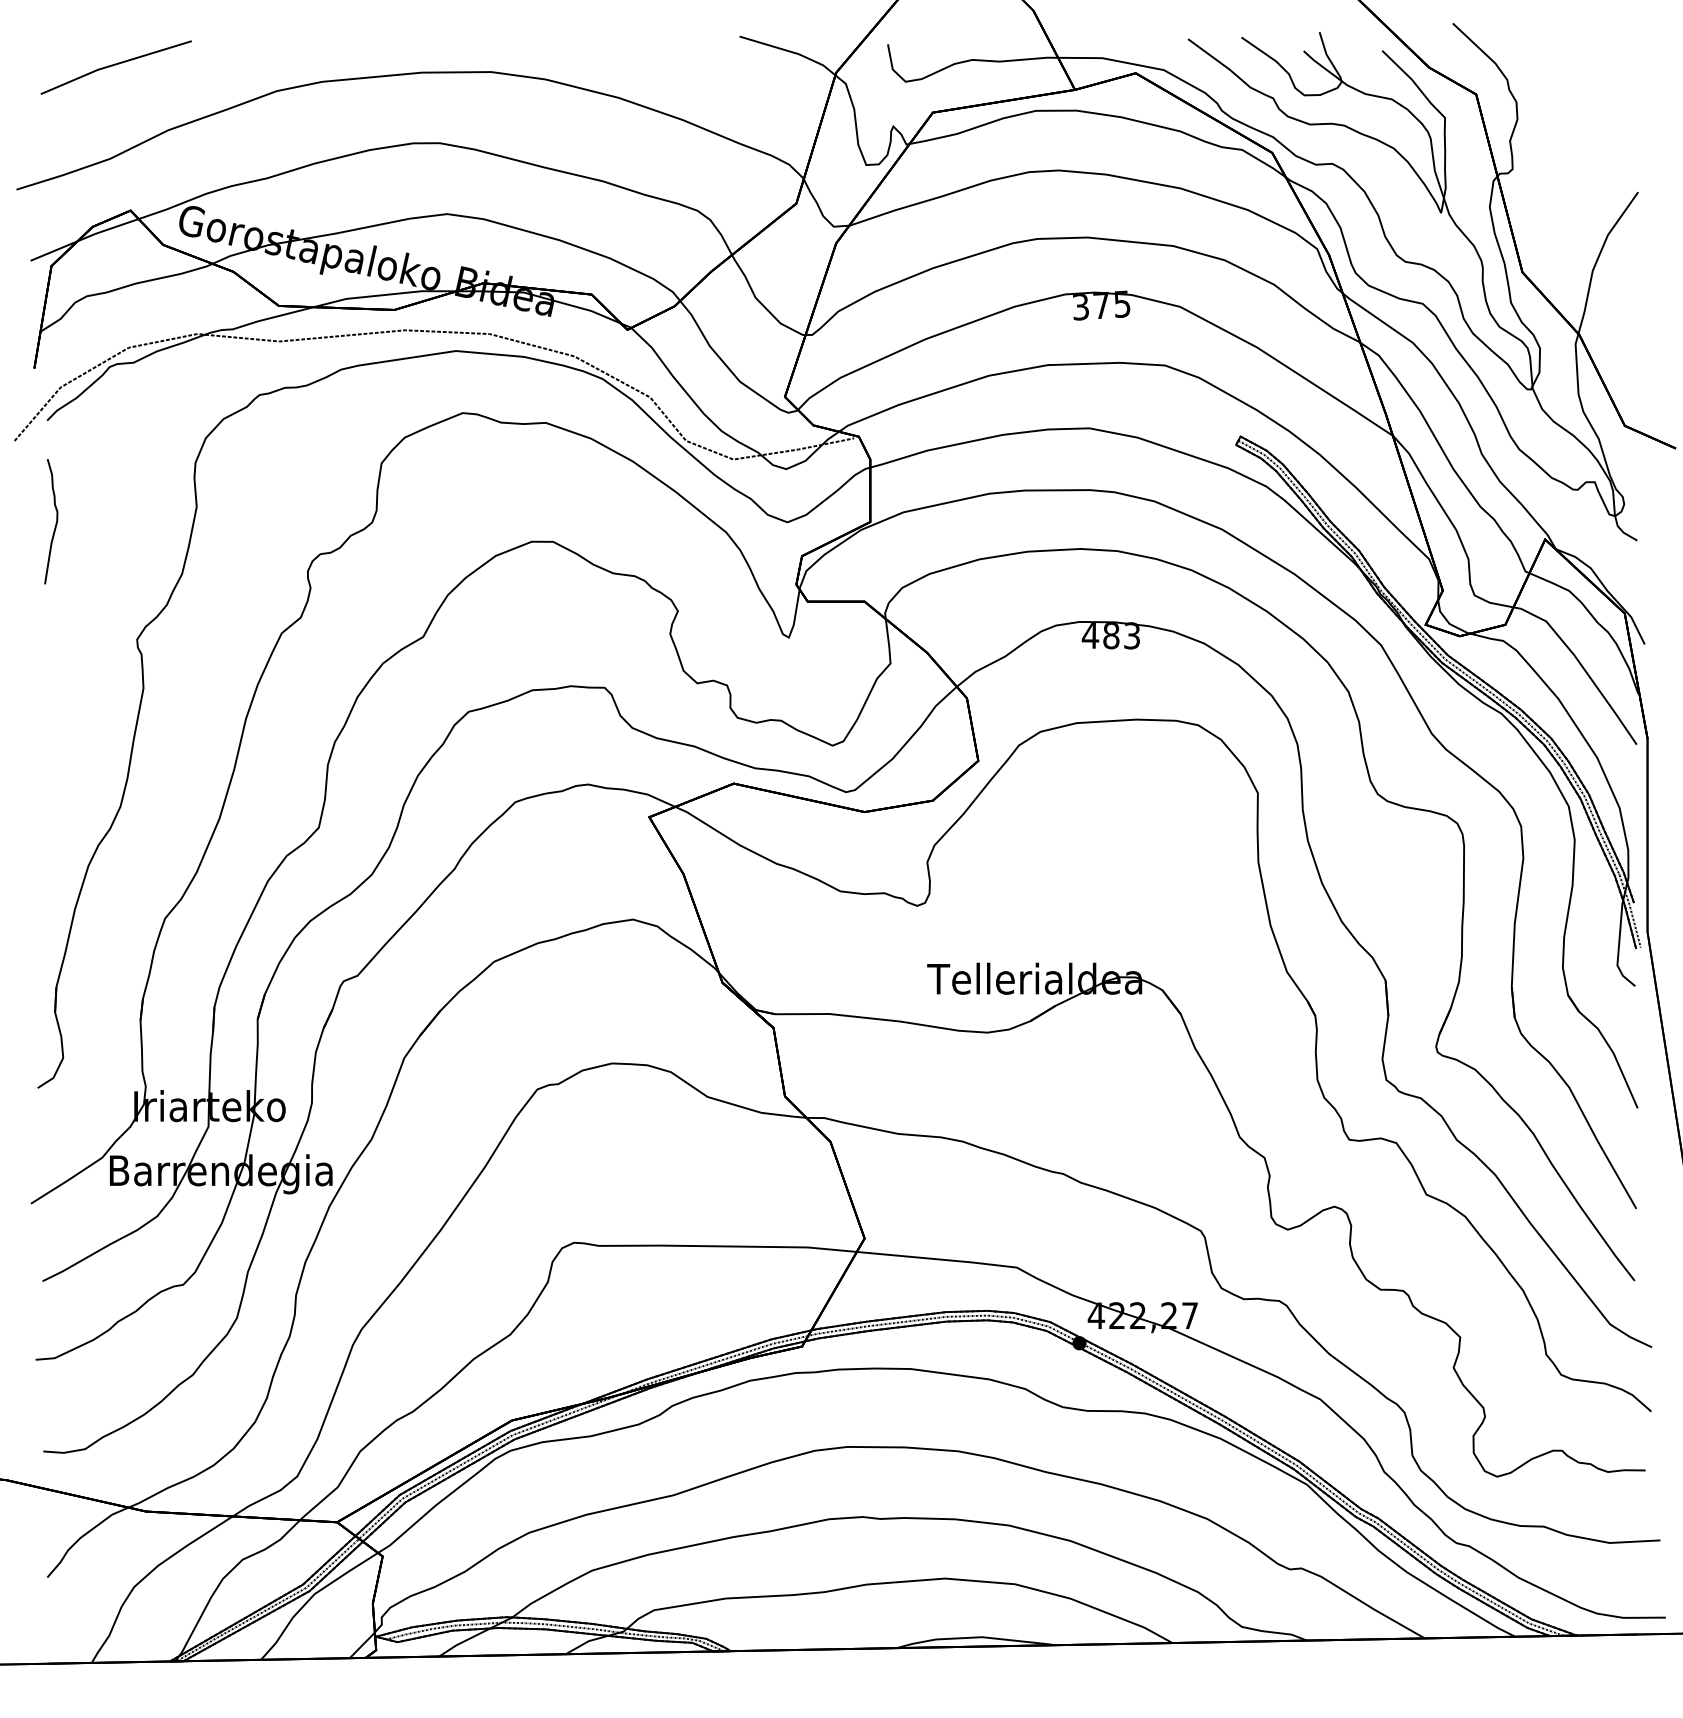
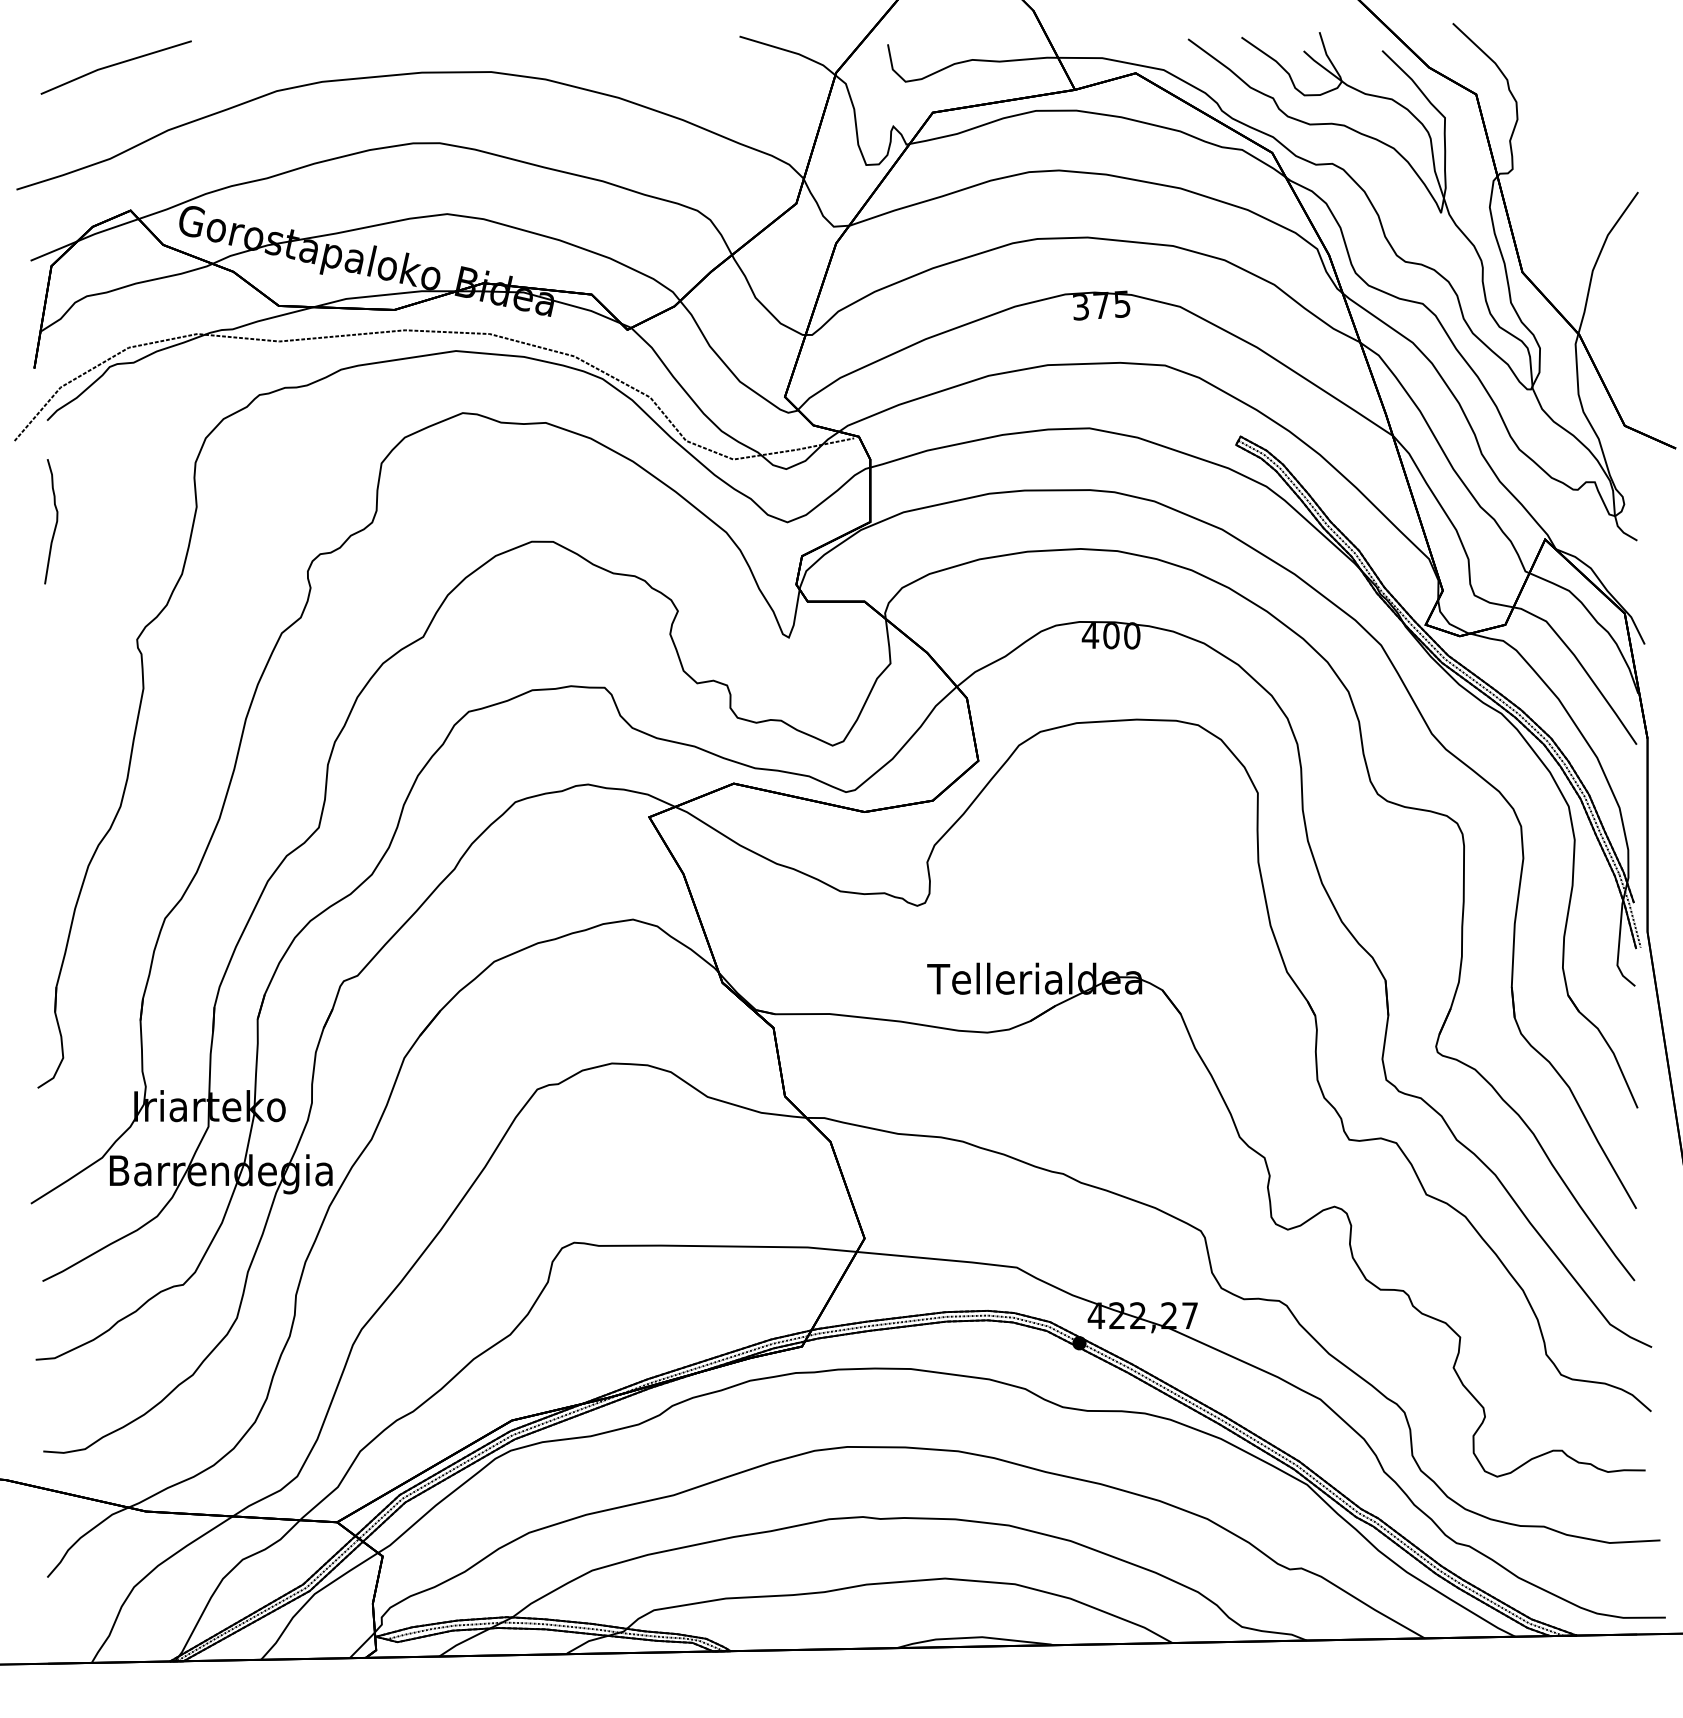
text: 483 -> 400 (1121, 635)
